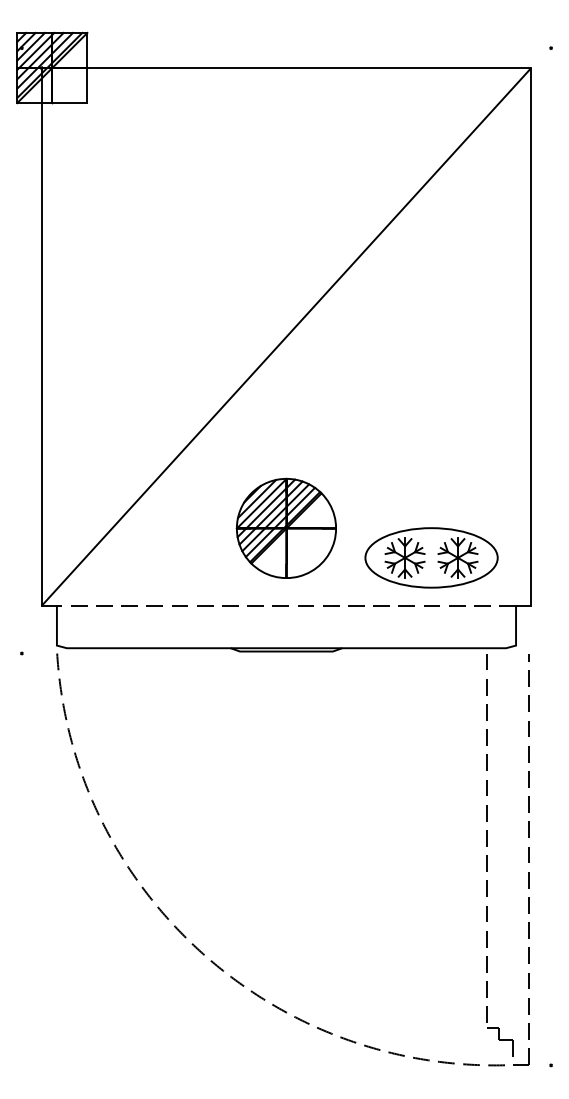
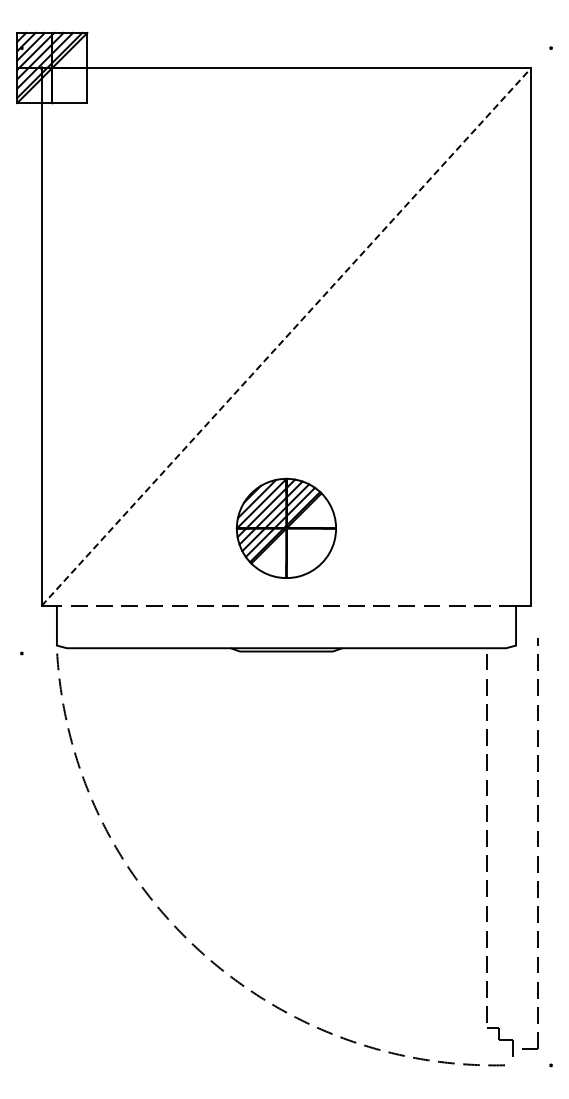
line: solid -> dashed (286, 336)
part: present -> none (431, 557)
part position: (528, 859) -> (537, 843) (537, 843)
